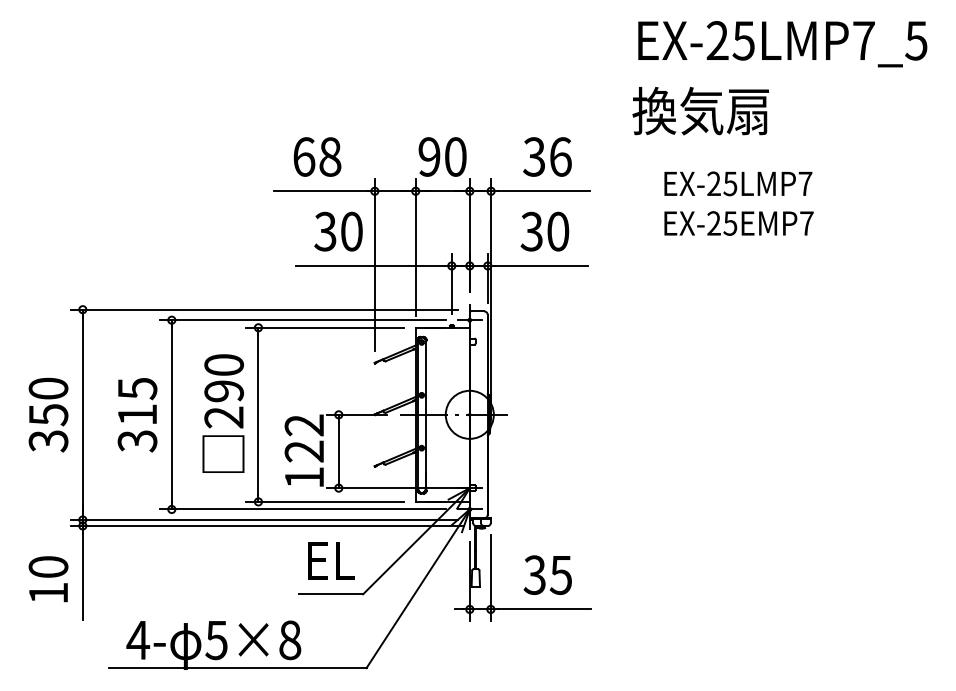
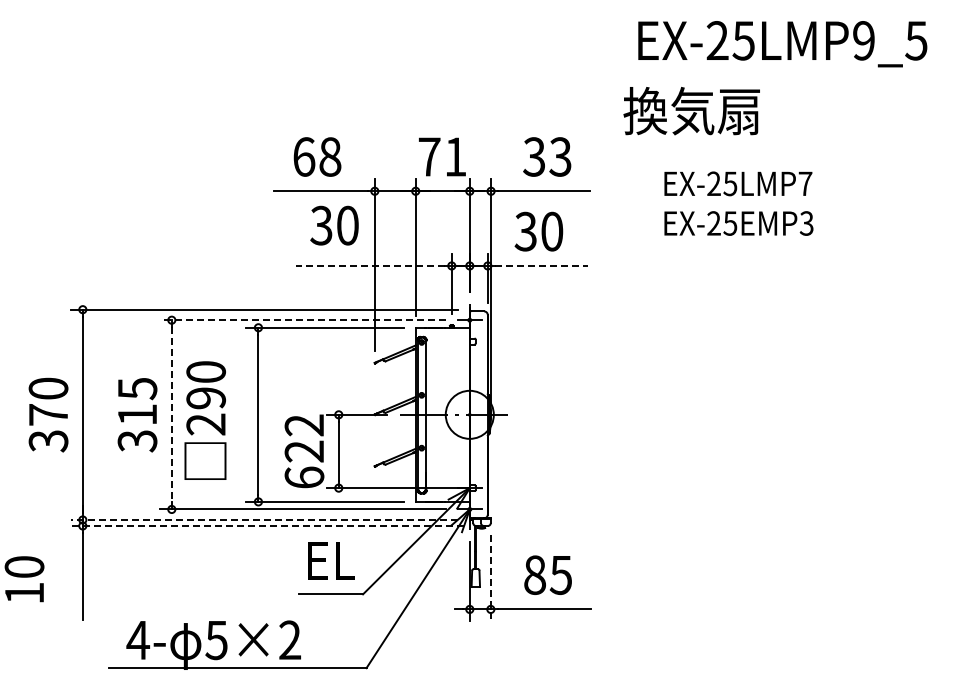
text: EX-25LMP7_5 -> EX-25LMP9_5 (863, 40)
text position: (700, 111) -> (691, 111) (691, 111)
text: 90 -> 71 (442, 156)
text: 36 -> 33 (560, 156)
text: EX-25EMP7 -> EX-25EMP3 (806, 223)
text position: (338, 231) -> (334, 225) (334, 225)
text position: (544, 231) -> (538, 231) (538, 231)
line: solid -> dashed (369, 265)
line: solid -> dashed (541, 265)
line: solid -> dashed (302, 320)
text position: (223, 413) -> (205, 420) (205, 420)
text: 350 -> 370 (48, 415)
line: solid -> dashed (171, 415)
text: 122 -> 622 (304, 477)
line: solid -> dashed (263, 519)
line: solid -> dashed (267, 525)
text: 35 -> 85 (534, 574)
line: solid -> dashed (490, 578)
text position: (48, 579) -> (24, 579) (24, 579)
text: 5×8 -> 5×2 (290, 640)
